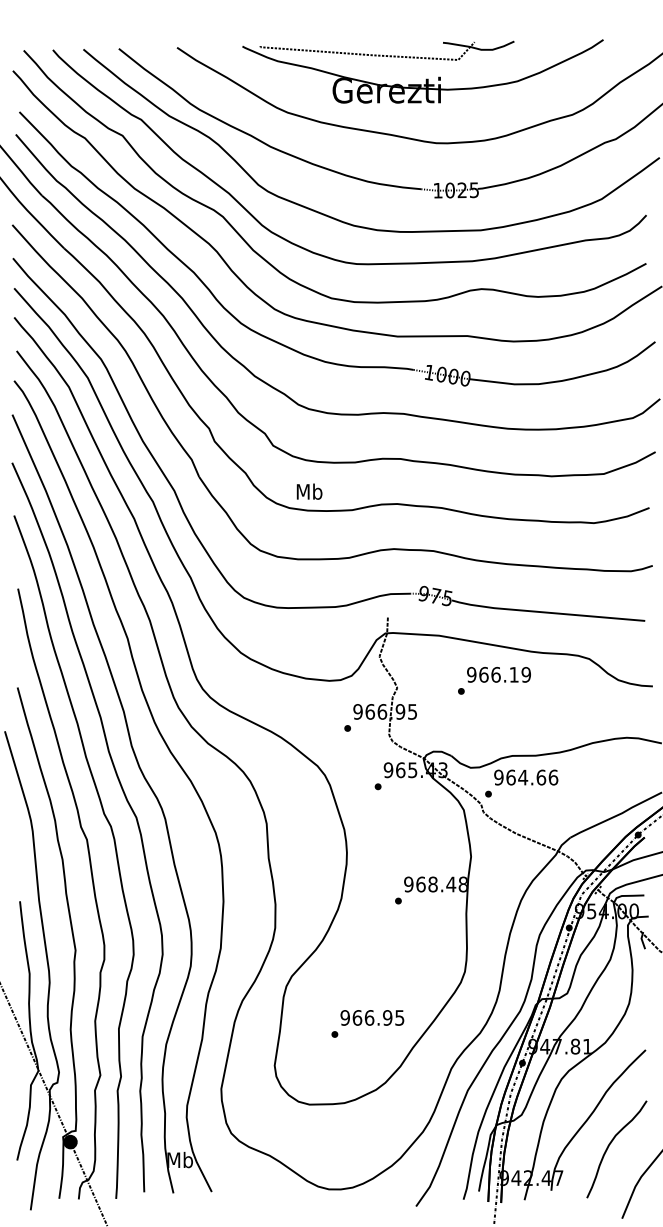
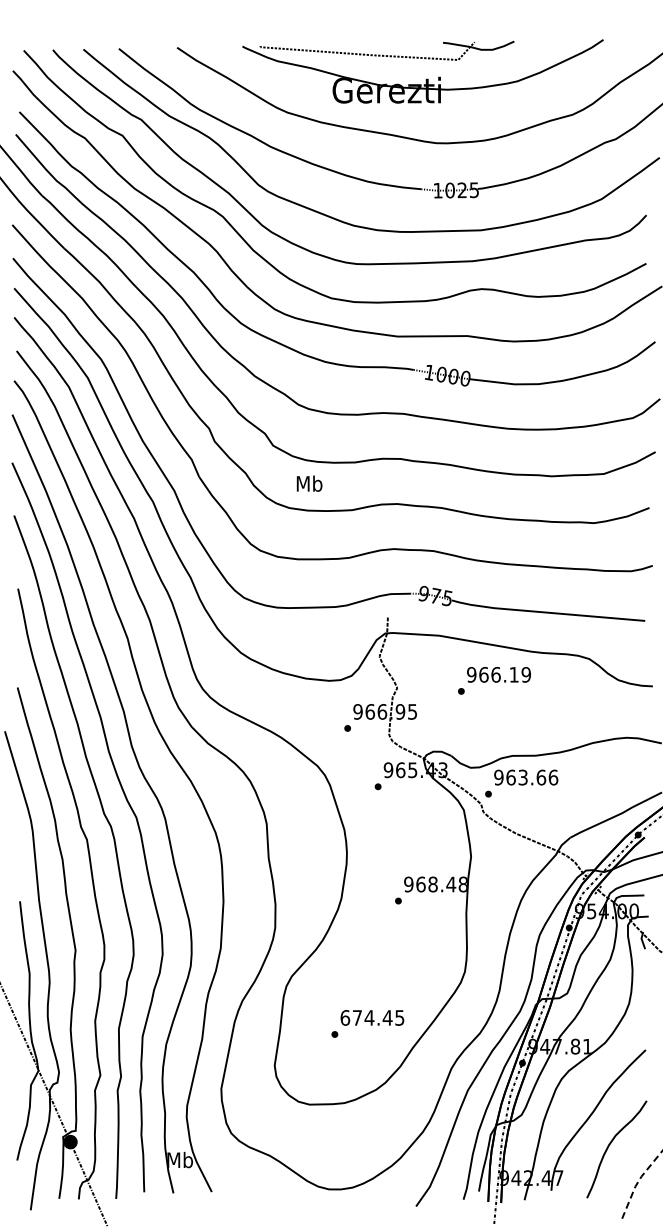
text position: (309, 491) -> (309, 483) (309, 483)
text: 964.66 -> 963.66 (523, 777)
text: 966.95 -> 674.45 (366, 1017)
line: solid -> dashed (638, 1181)
